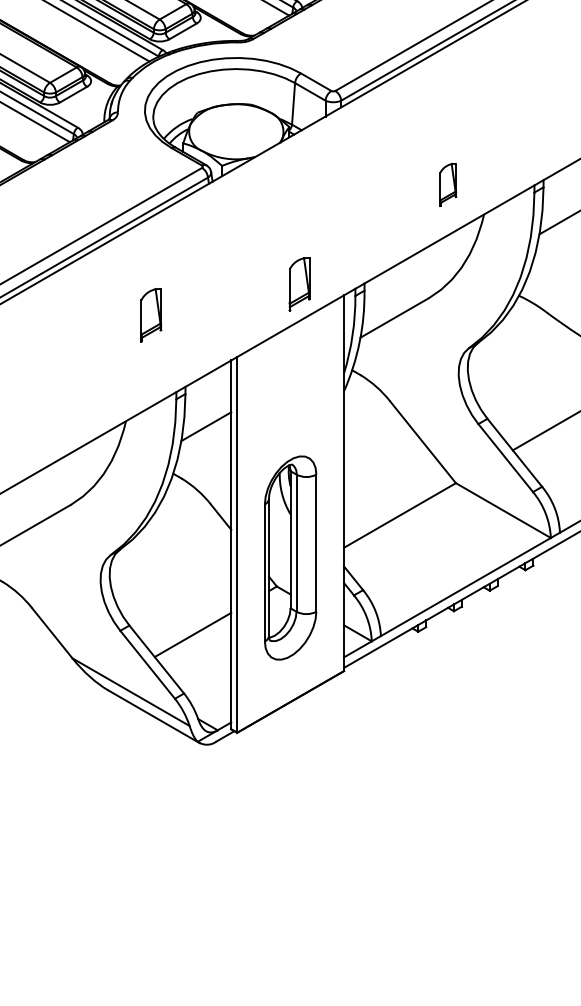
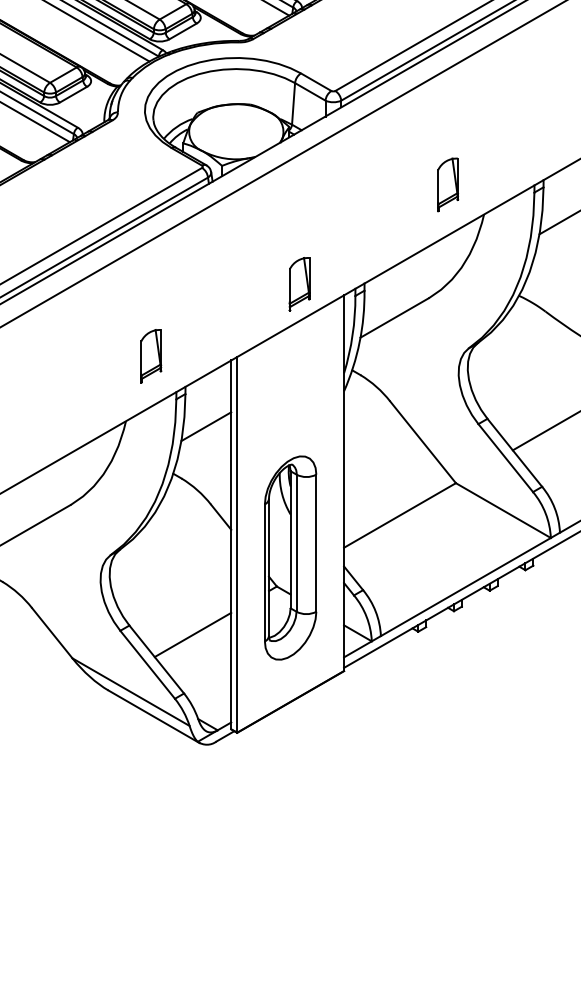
line: none -> present (282, 164)
part size: 19x44 px -> 23x56 px (448, 184)
part position: (151, 315) -> (151, 356) (151, 356)
